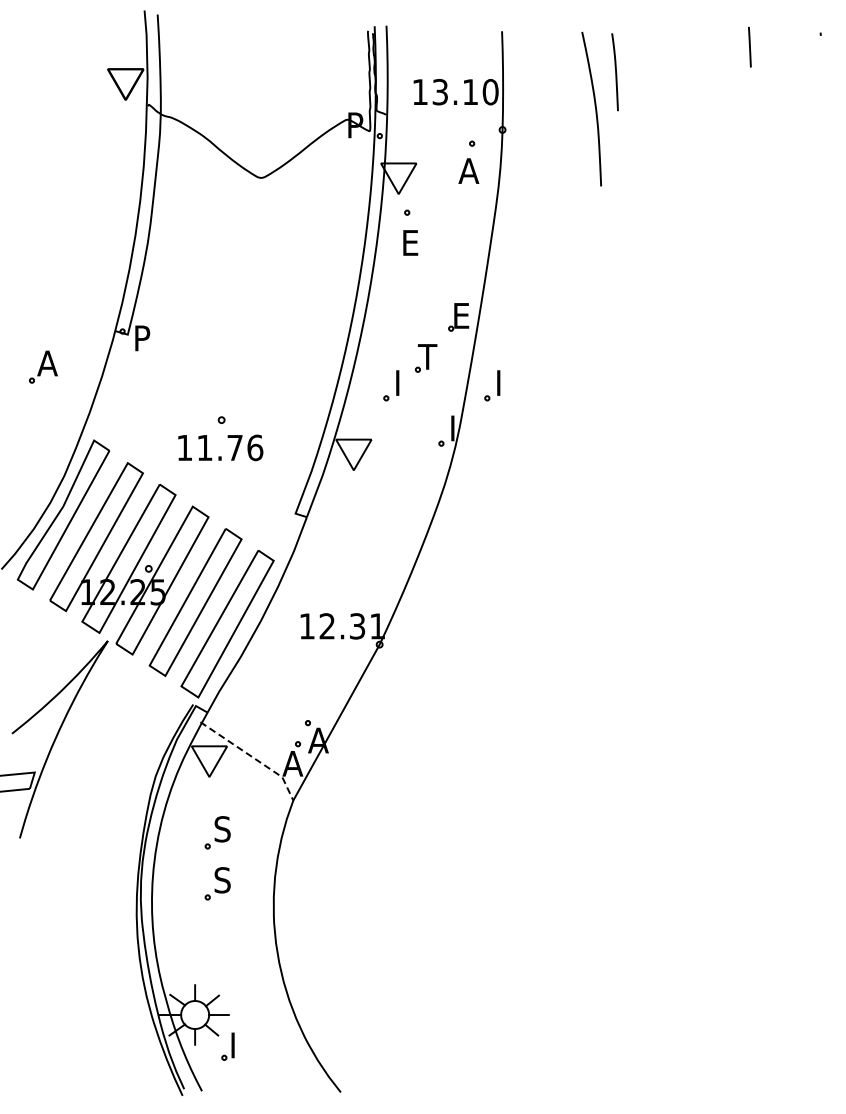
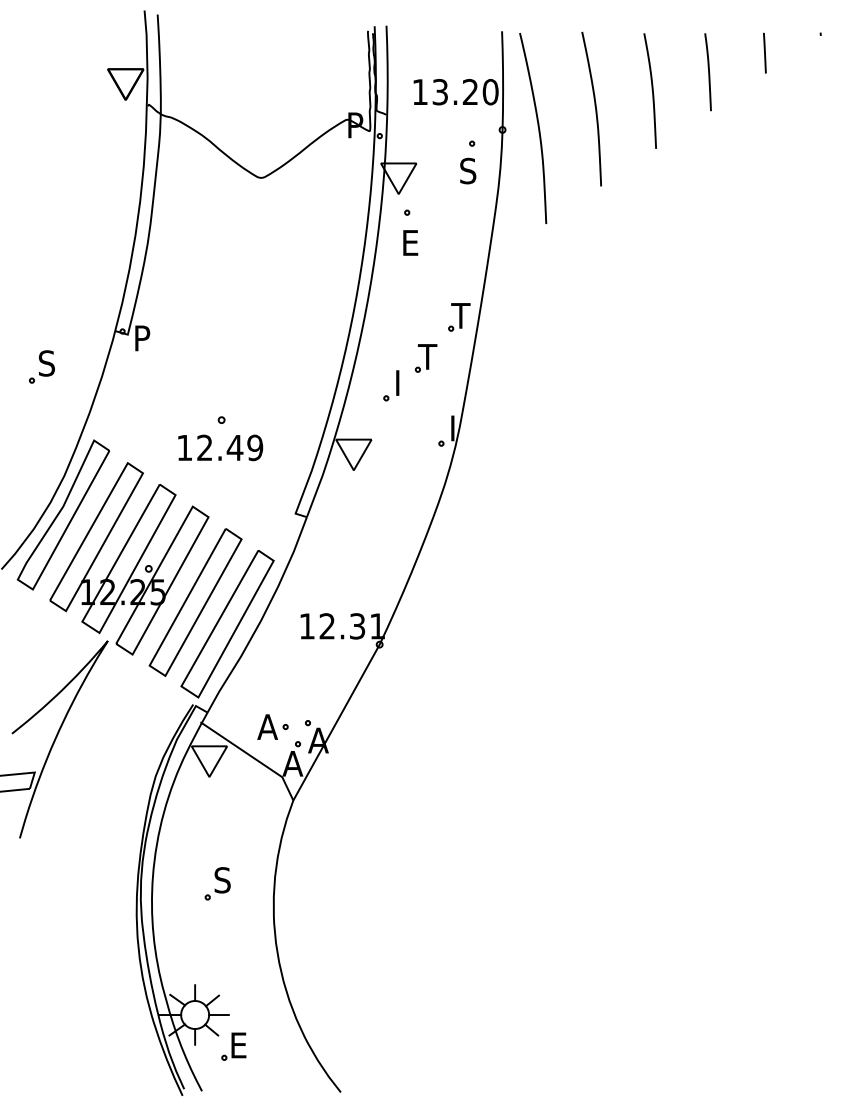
line position: (749, 46) -> (764, 52) (764, 52)
curve position: (615, 72) -> (708, 72) (708, 72)
curve: none -> present (651, 90)
text: 13.10 -> 13.20 (469, 91)
curve: none -> present (537, 126)
text: A -> S (468, 170)
text: E -> T (460, 315)
text: A -> S (47, 363)
part: present -> none (492, 385)
text: 11.76 -> 12.49 (230, 447)
part: none -> present (272, 726)
line: dashed -> solid (252, 757)
part: present -> none (217, 832)
text: I -> E (240, 1045)
